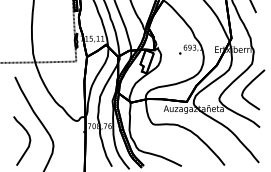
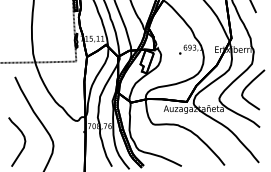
curve position: (28, 137) -> (23, 138) (23, 138)
